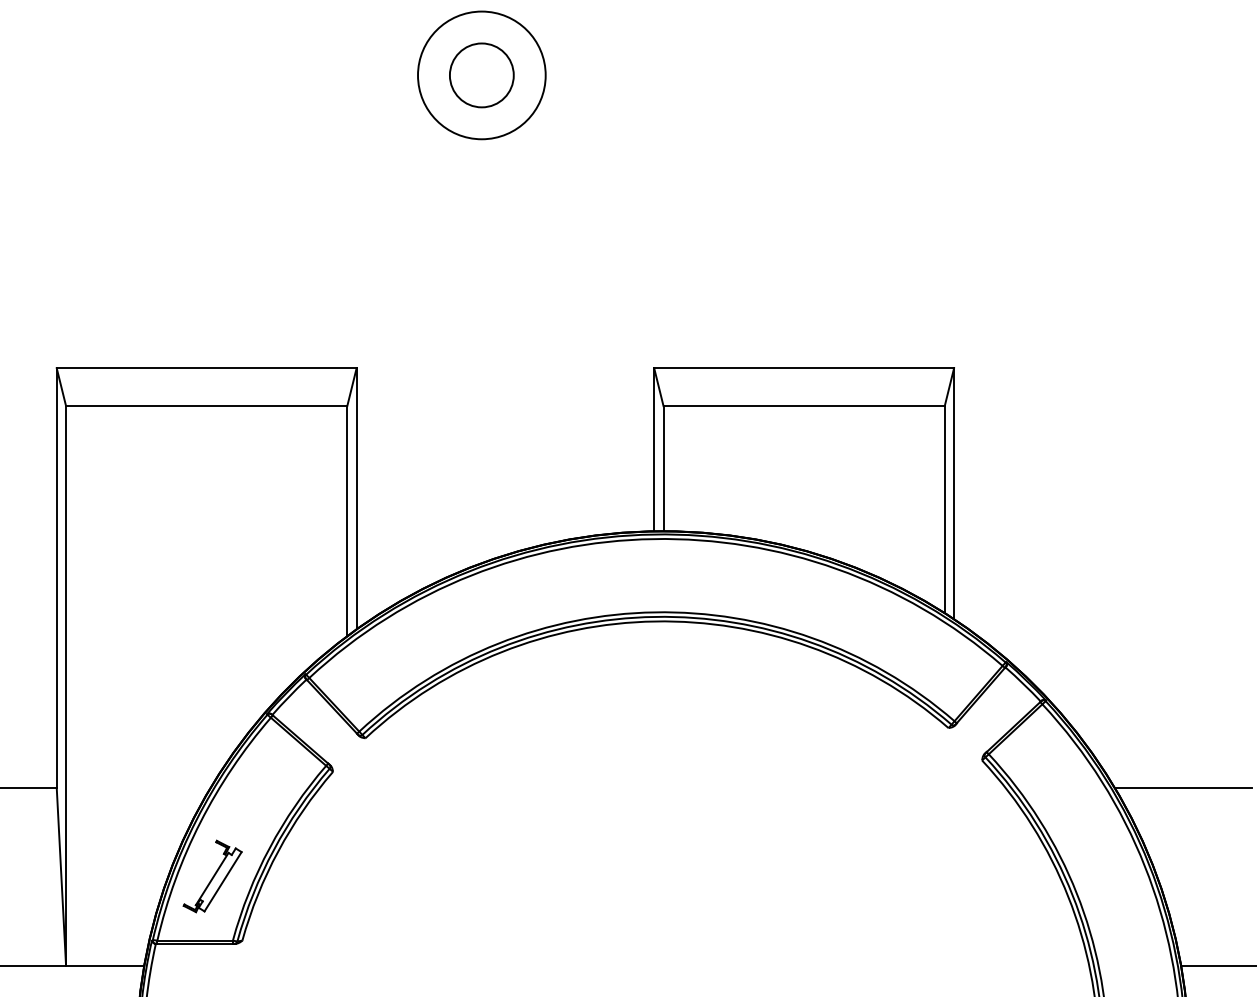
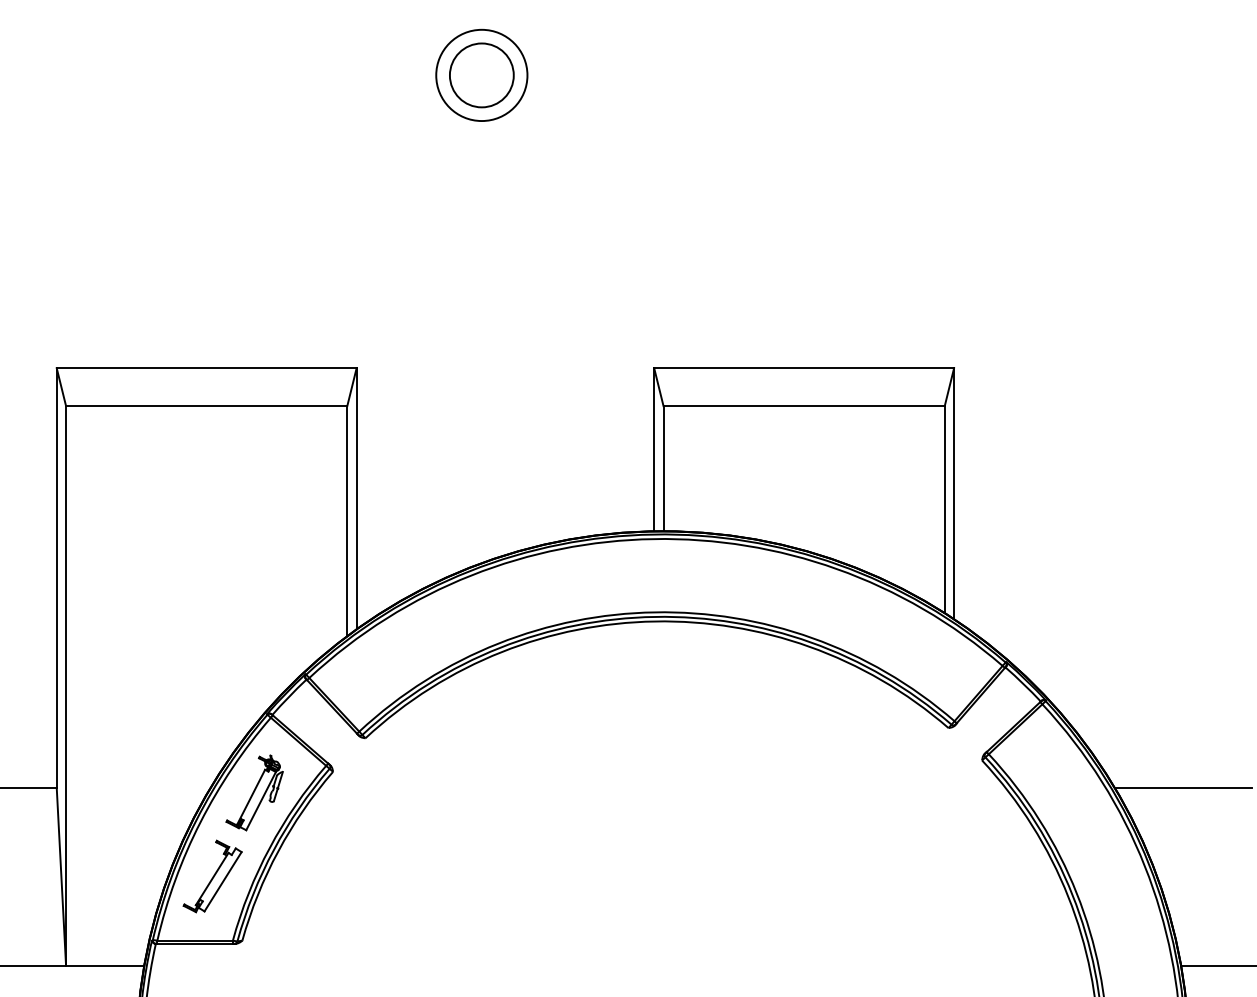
circle diameter: 128 px -> 91 px (481, 75)
part: none -> present (254, 792)
